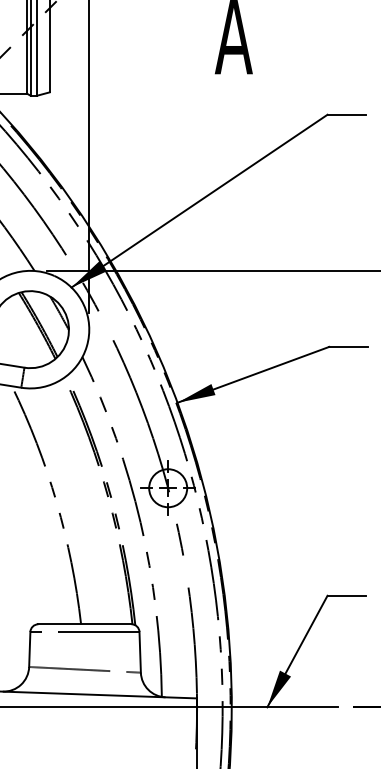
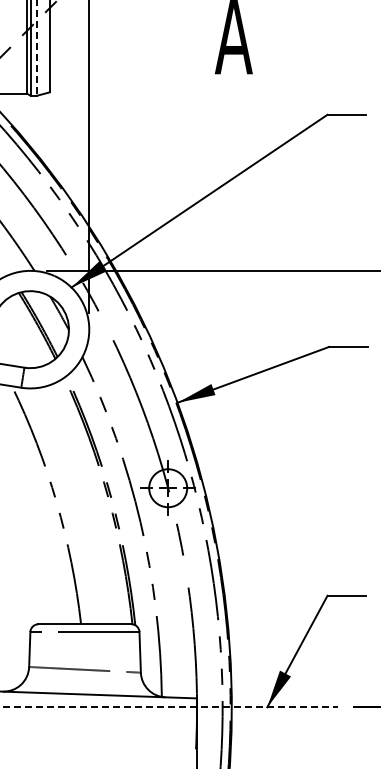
line: solid -> dashed (37, 47)
line: solid -> dashed (169, 707)
